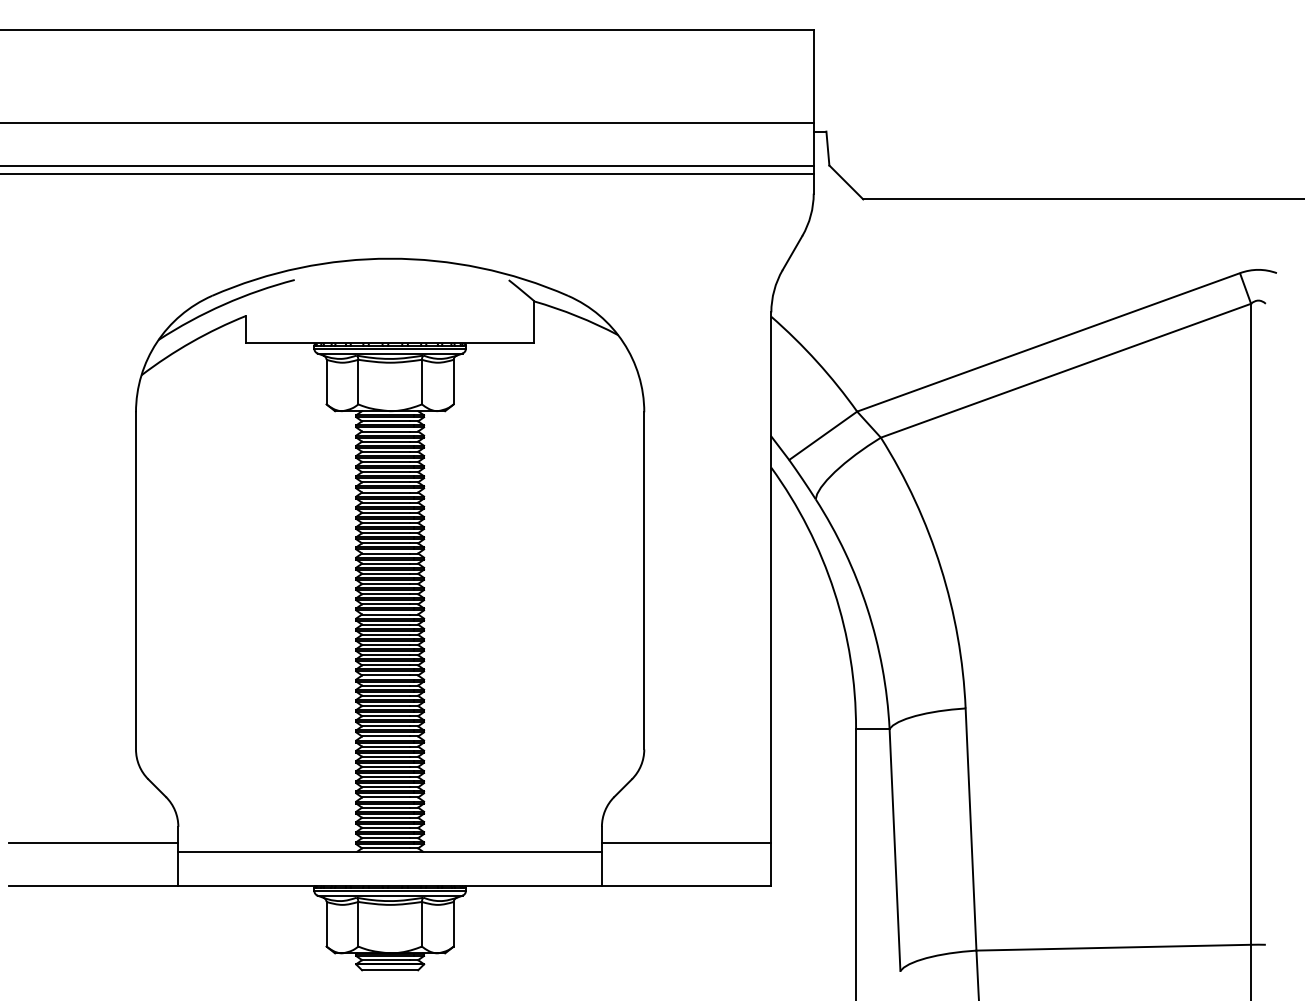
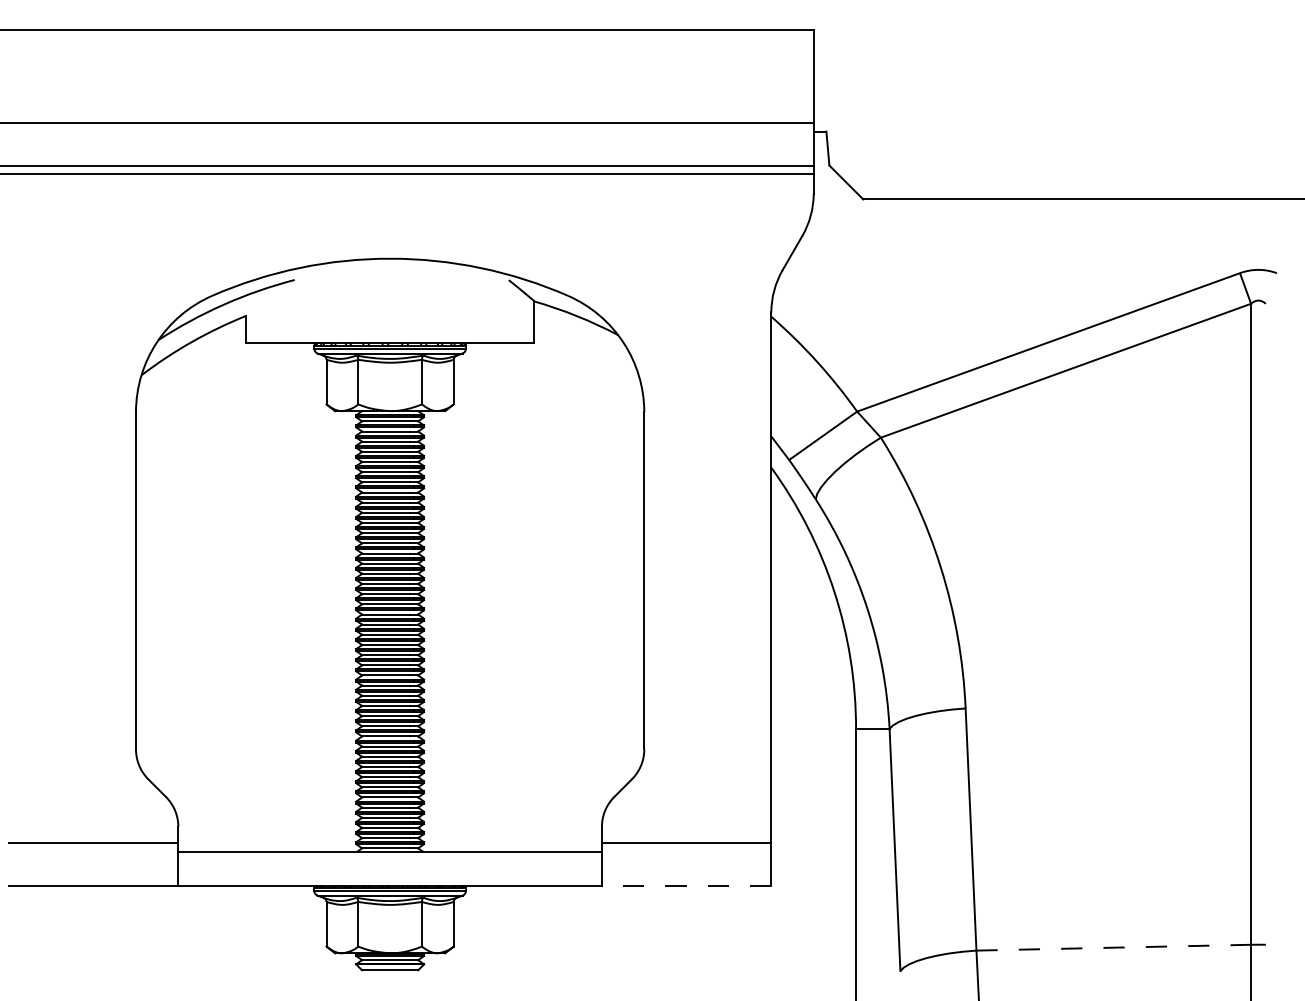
line: solid -> dashed (686, 885)
line: solid -> dashed (1114, 947)
